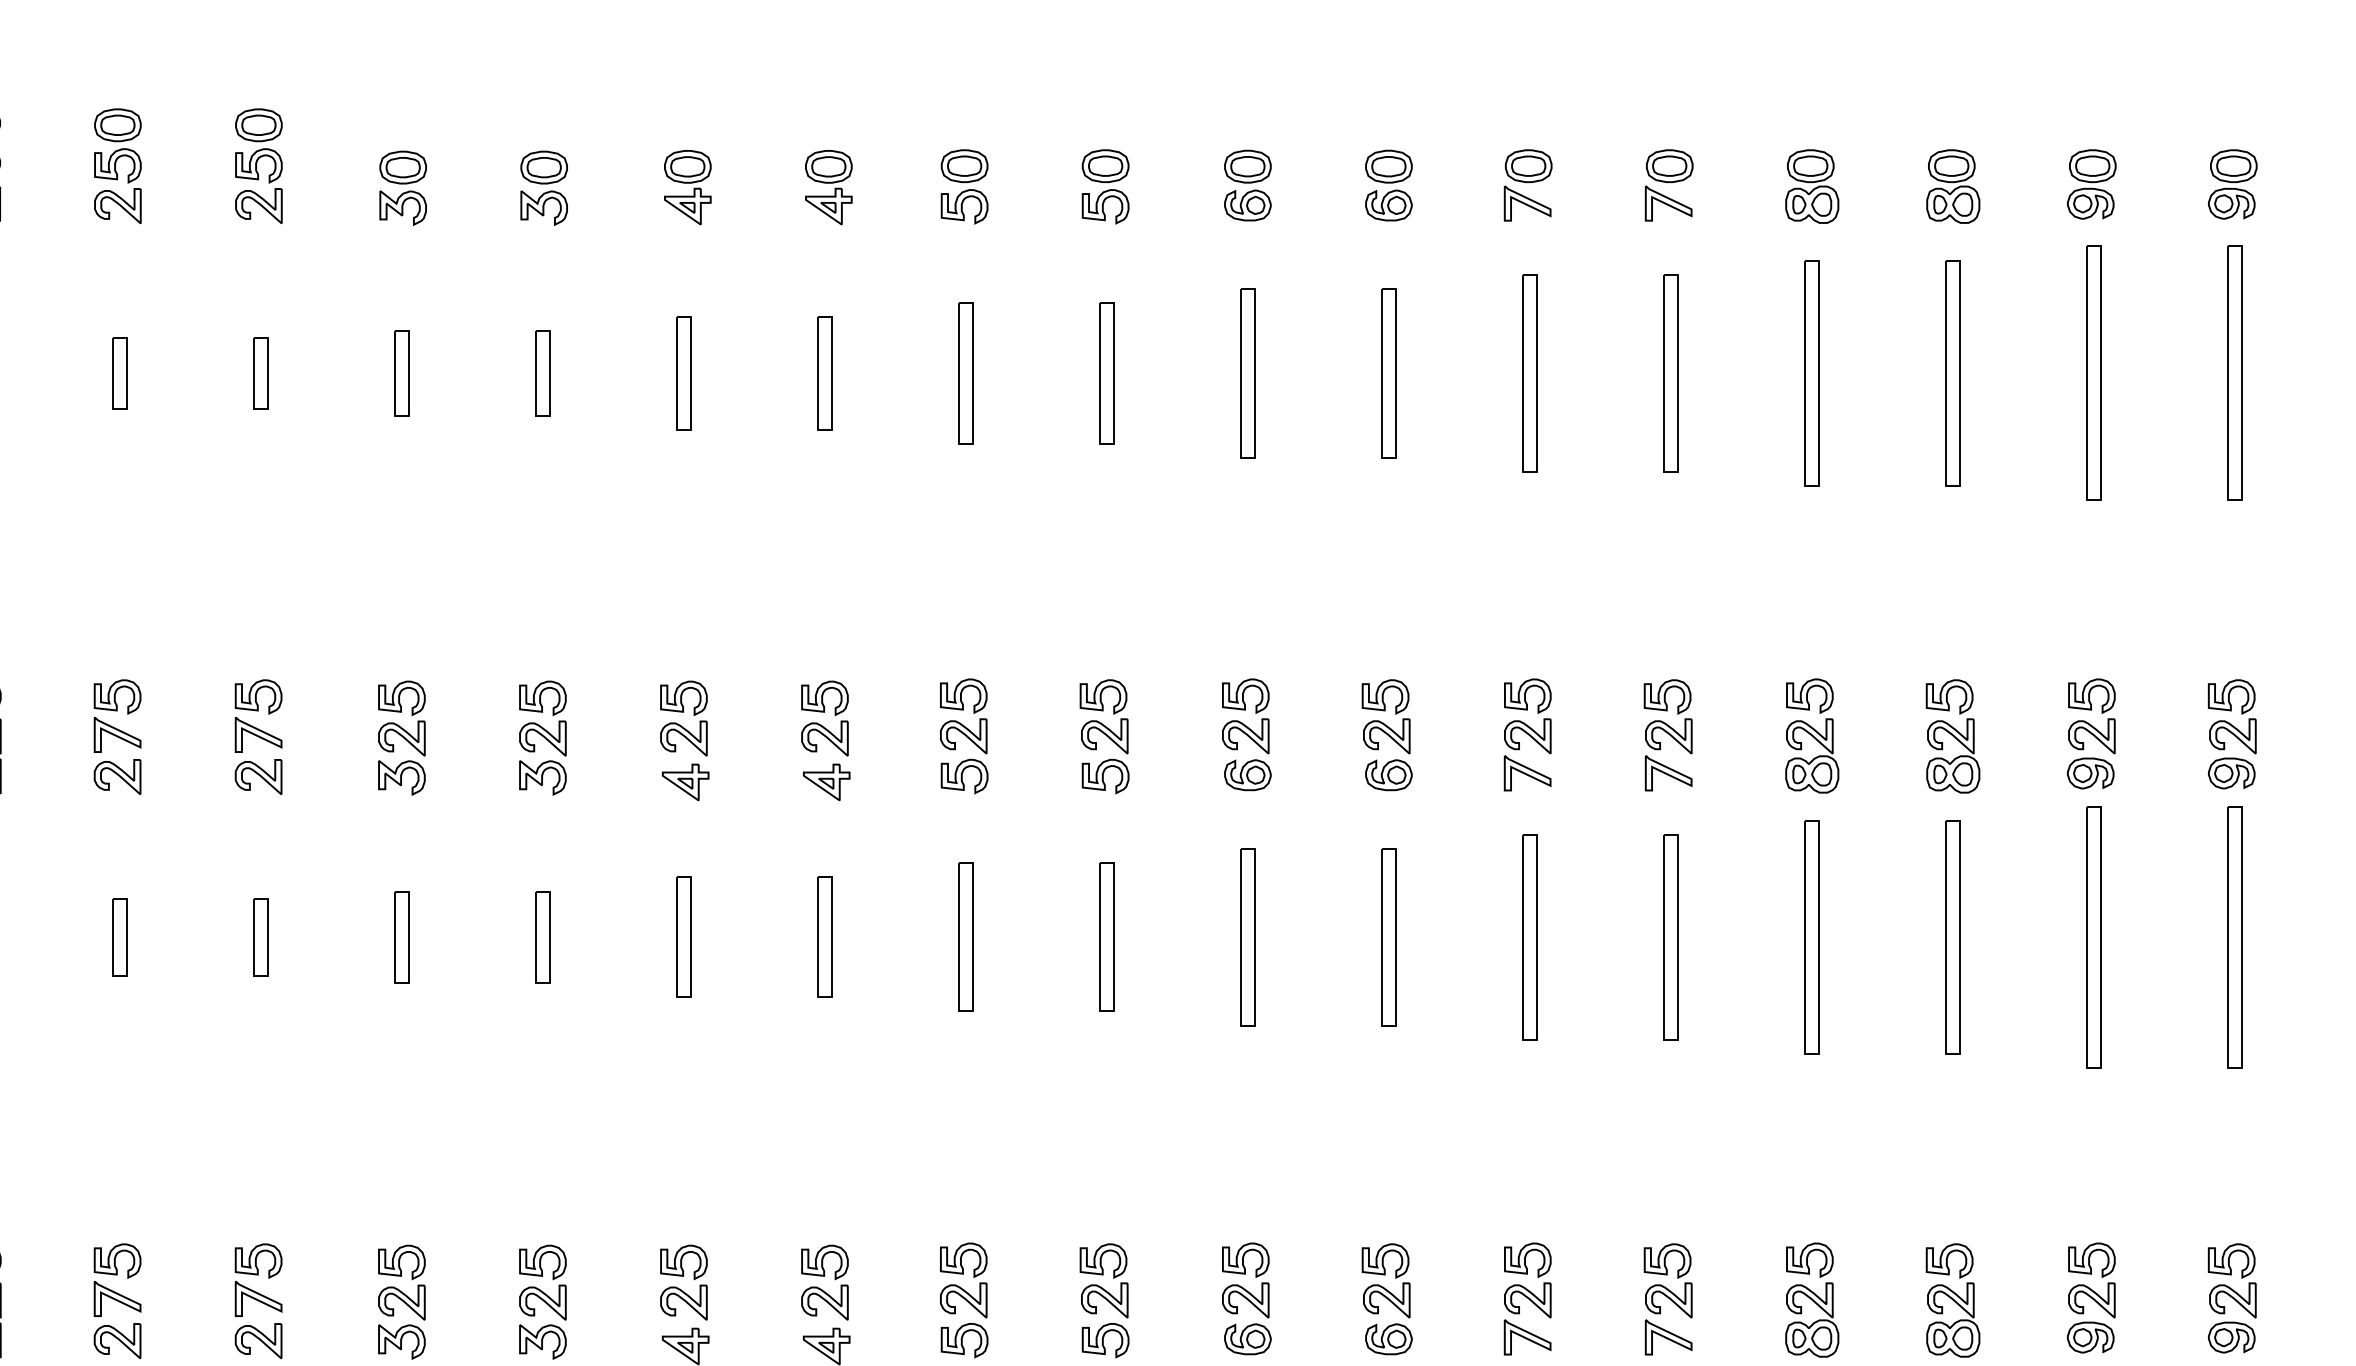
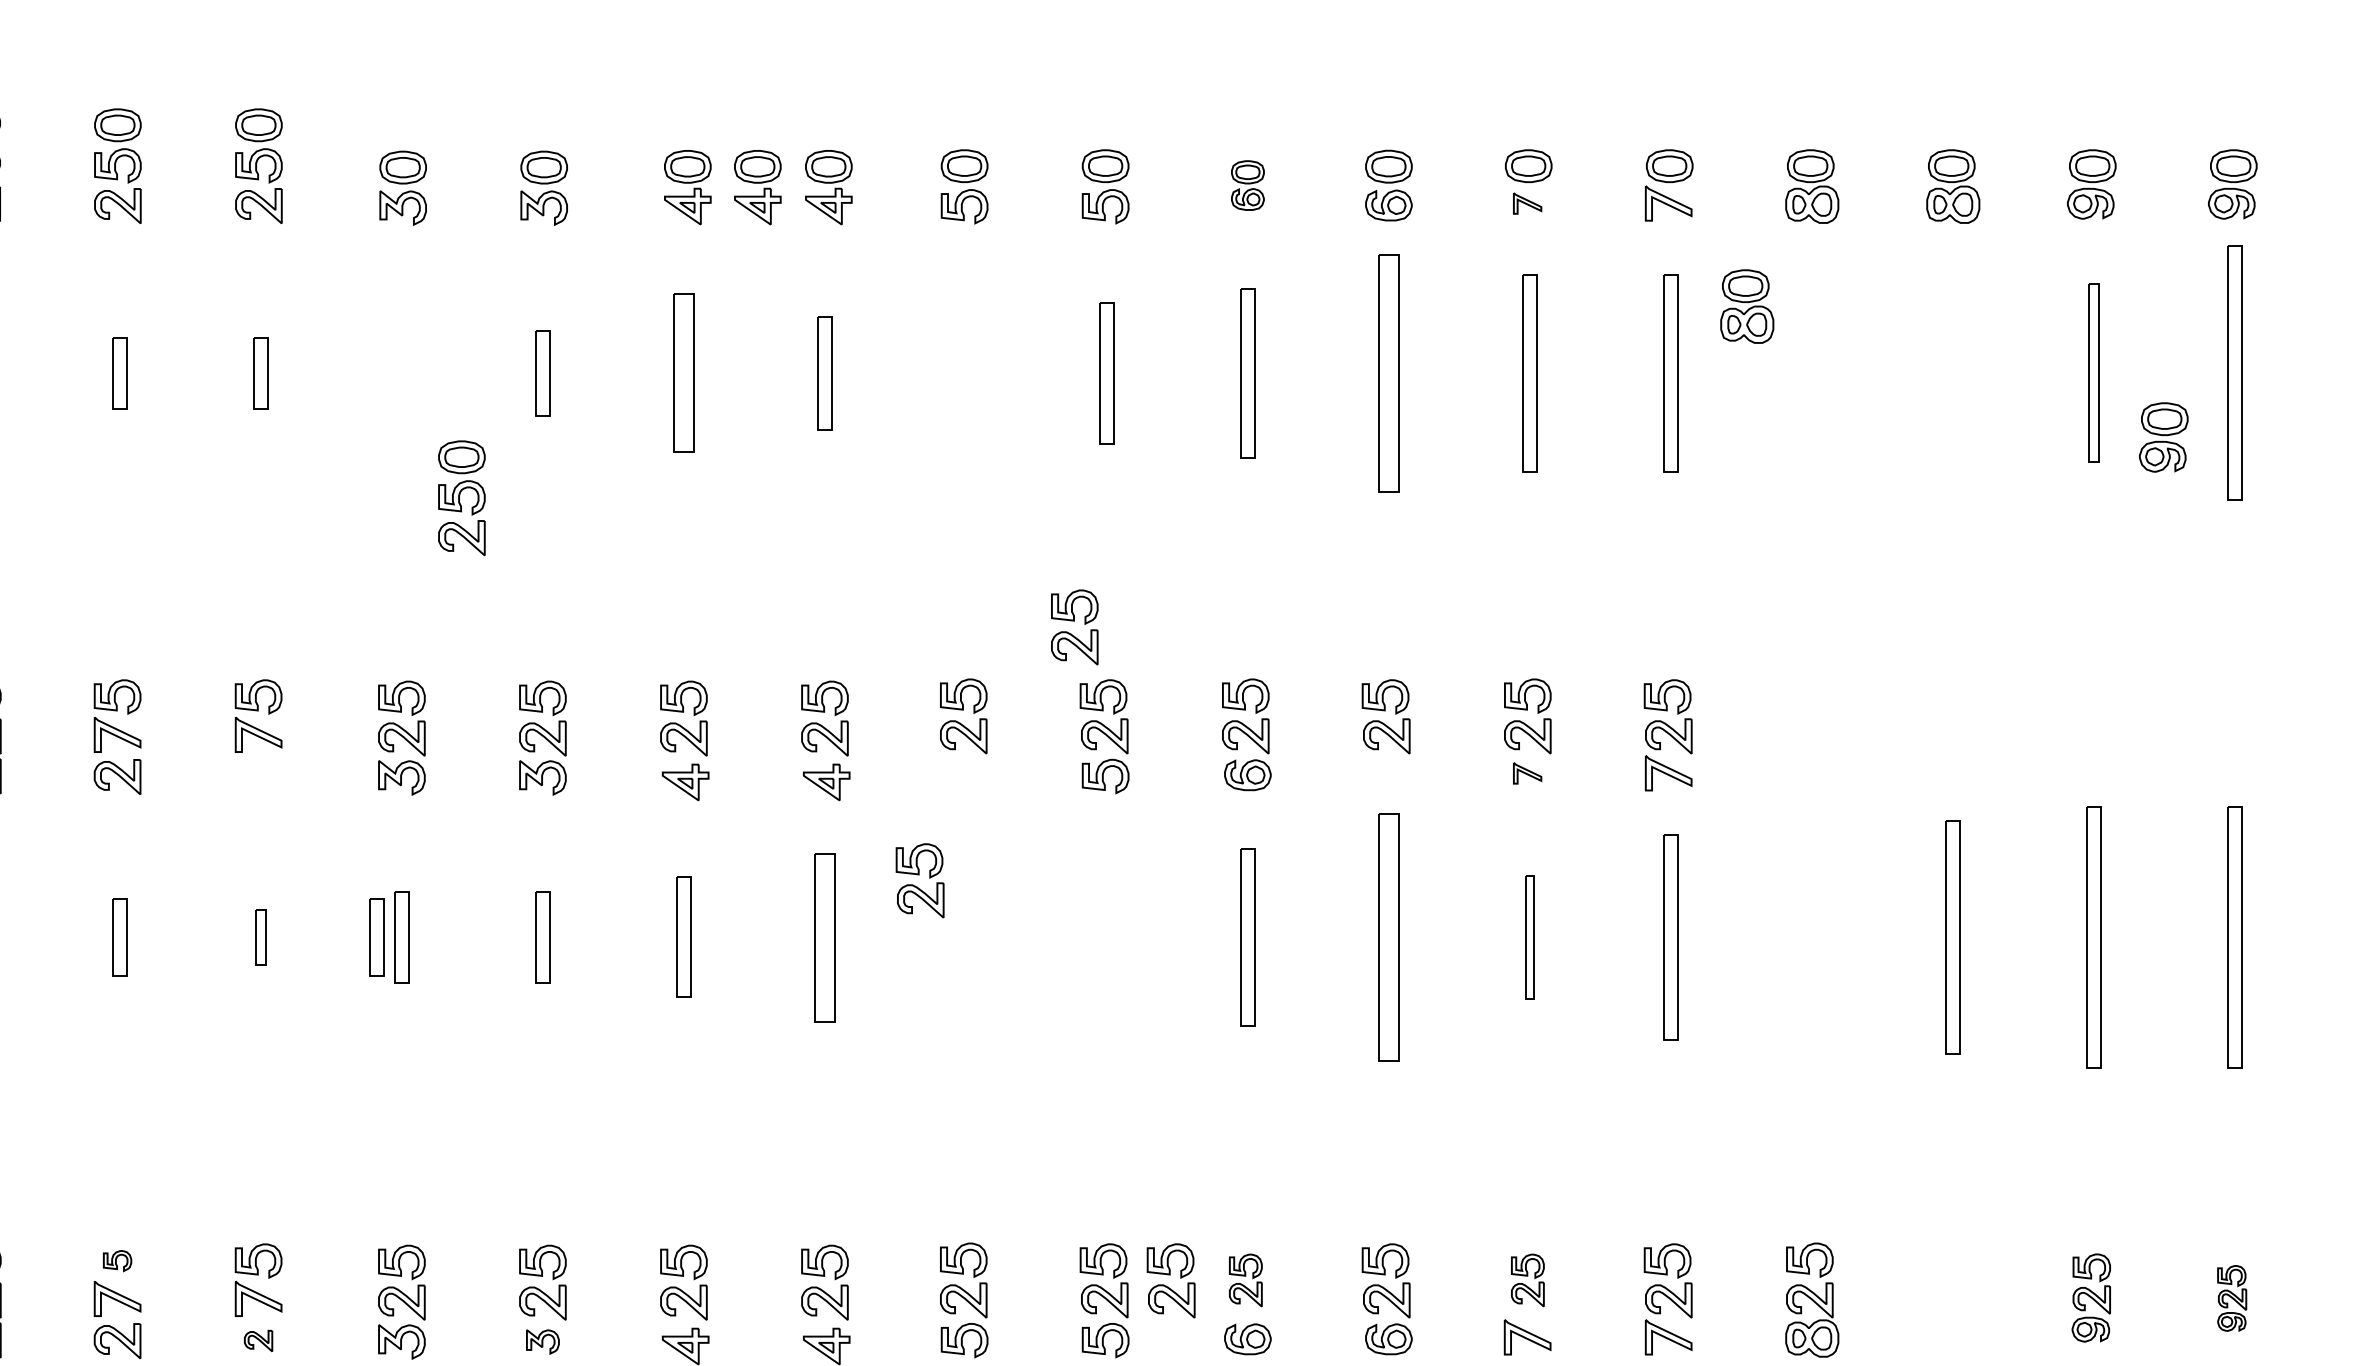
part size: 48x73 px -> 34x51 px (1247, 185)
part: none -> present (757, 187)
part size: 49x37 px -> 30x23 px (1527, 203)
part: none -> present (1747, 306)
part size: 16x256 px -> 12x180 px (2093, 372)
part: present -> none (401, 373)
part size: 16x115 px -> 22x160 px (683, 372)
part: present -> none (965, 373)
part size: 16x171 px -> 22x239 px (1388, 373)
part: present -> none (1811, 373)
part: present -> none (1952, 373)
part: none -> present (2163, 437)
part: none -> present (461, 497)
part: none -> present (1074, 627)
part: present -> none (2091, 733)
part: present -> none (2231, 734)
part: present -> none (1812, 735)
part: present -> none (1952, 736)
part size: 49x37 px -> 30x23 px (1527, 773)
part: present -> none (1388, 775)
part: present -> none (258, 776)
part: present -> none (964, 776)
part: none -> present (919, 880)
part size: 16x122 px -> 22x170 px (824, 937)
part: present -> none (965, 936)
part: present -> none (1106, 936)
part size: 16x79 px -> 12x57 px (260, 937)
part: none -> present (376, 937)
part size: 16x179 px -> 22x249 px (1388, 937)
part size: 16x207 px -> 10x125 px (1529, 937)
part: present -> none (1811, 937)
part size: 49x36 px -> 30x23 px (117, 1261)
part: none -> present (1170, 1280)
part size: 48x77 px -> 34x55 px (1245, 1280)
part size: 48x77 px -> 34x55 px (1527, 1280)
part size: 49x112 px -> 40x90 px (2090, 1297)
part size: 50x111 px -> 31x67 px (2232, 1298)
part: present -> none (1952, 1300)
part size: 49x36 px -> 30x23 px (258, 1340)
part size: 48x36 px -> 34x26 px (542, 1341)
